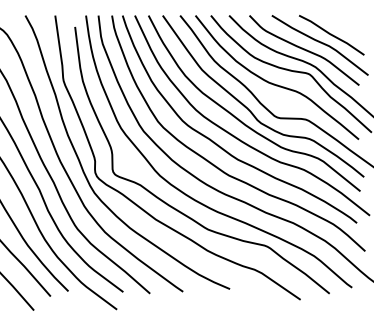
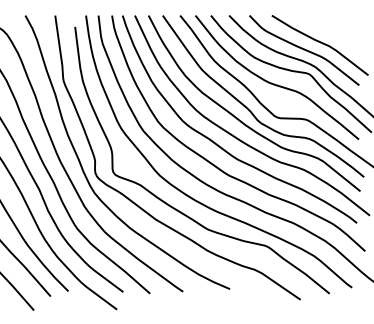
line: present -> none (331, 35)
